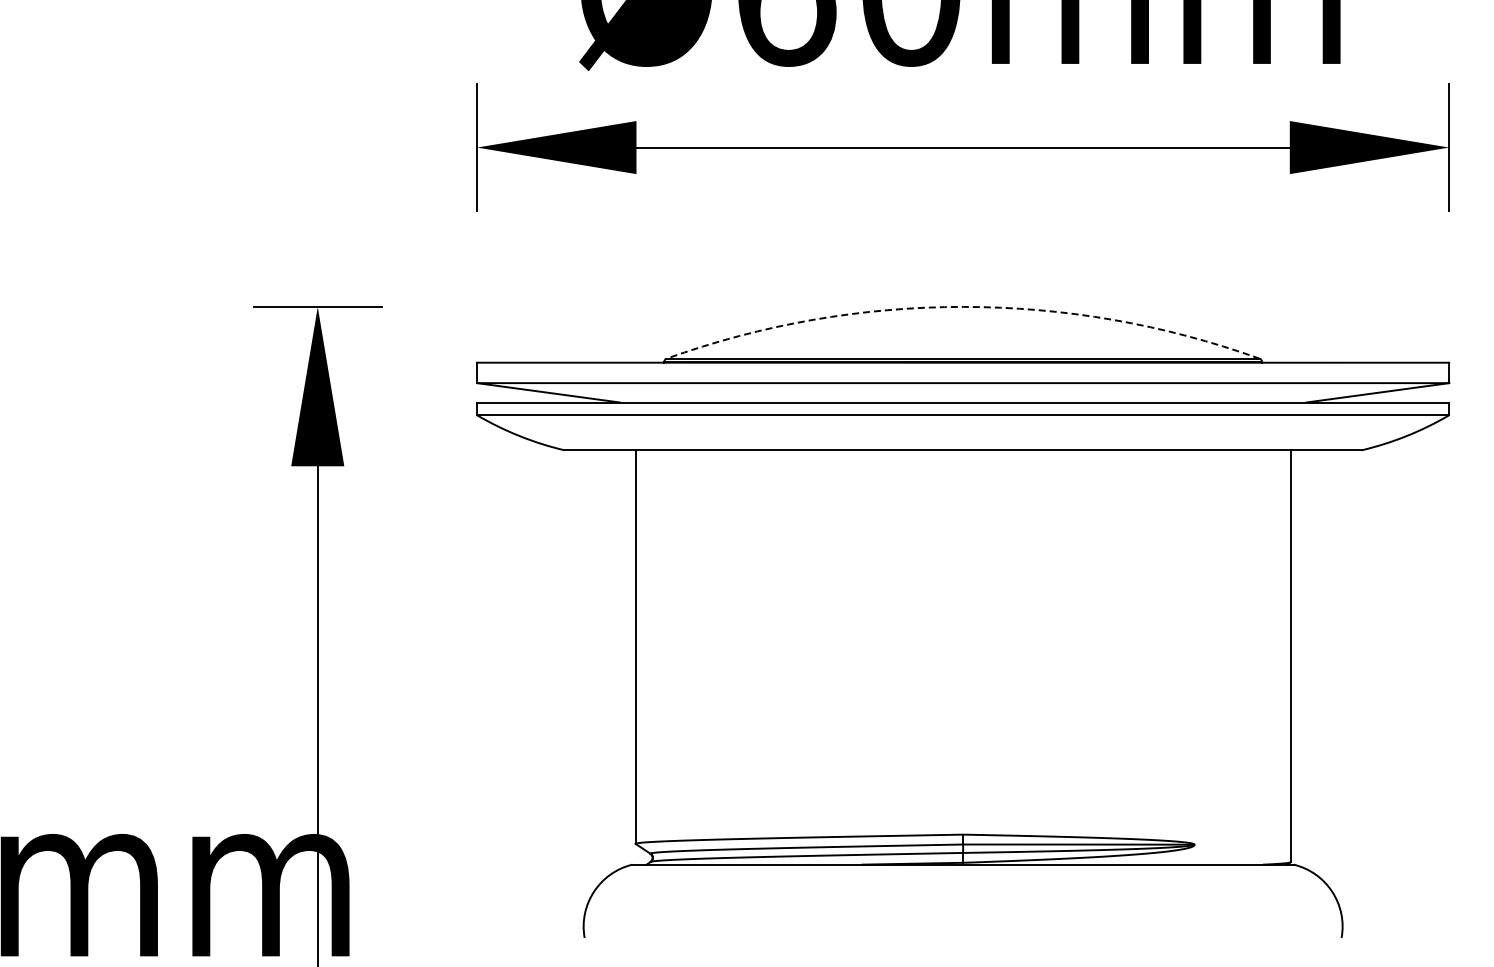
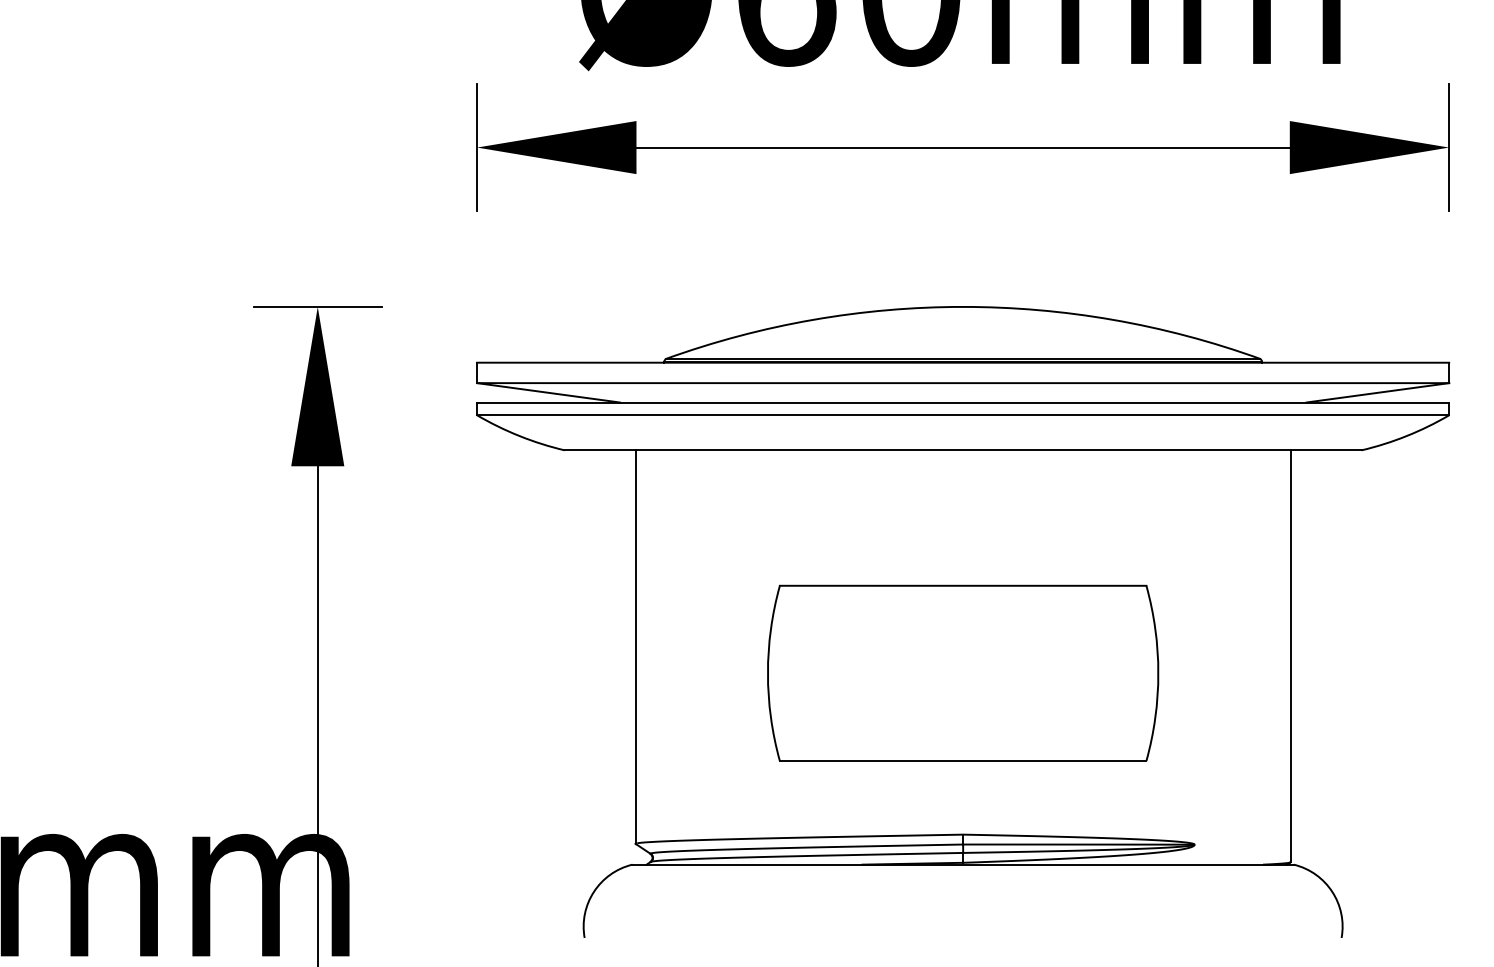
arc: dashed -> solid (963, 306)
part: none -> present (963, 672)
